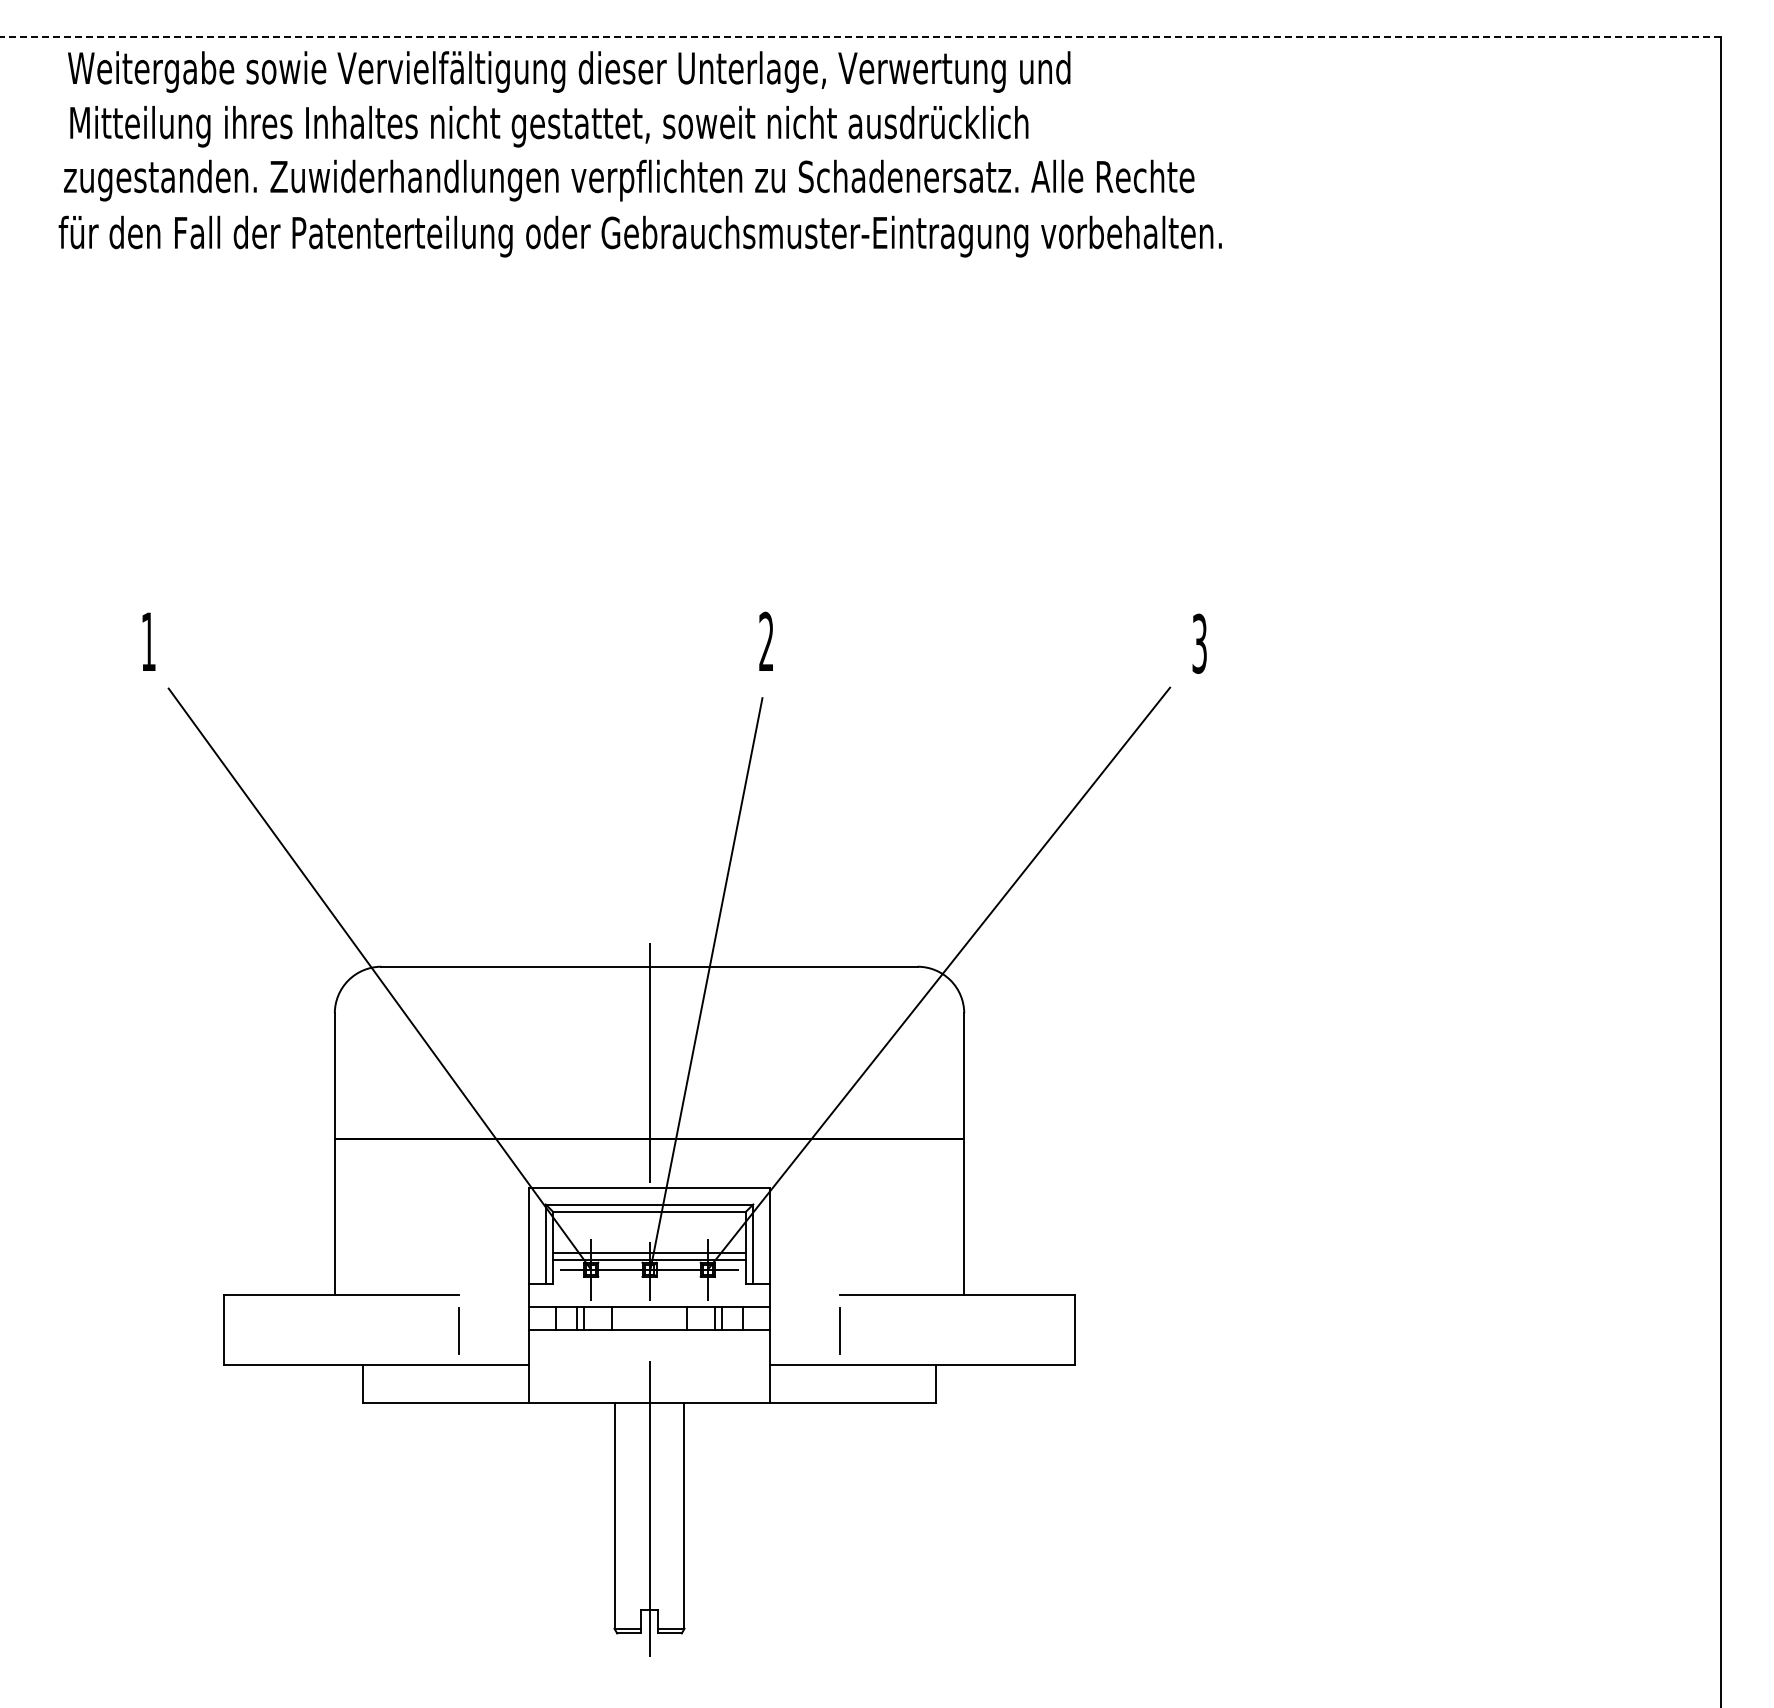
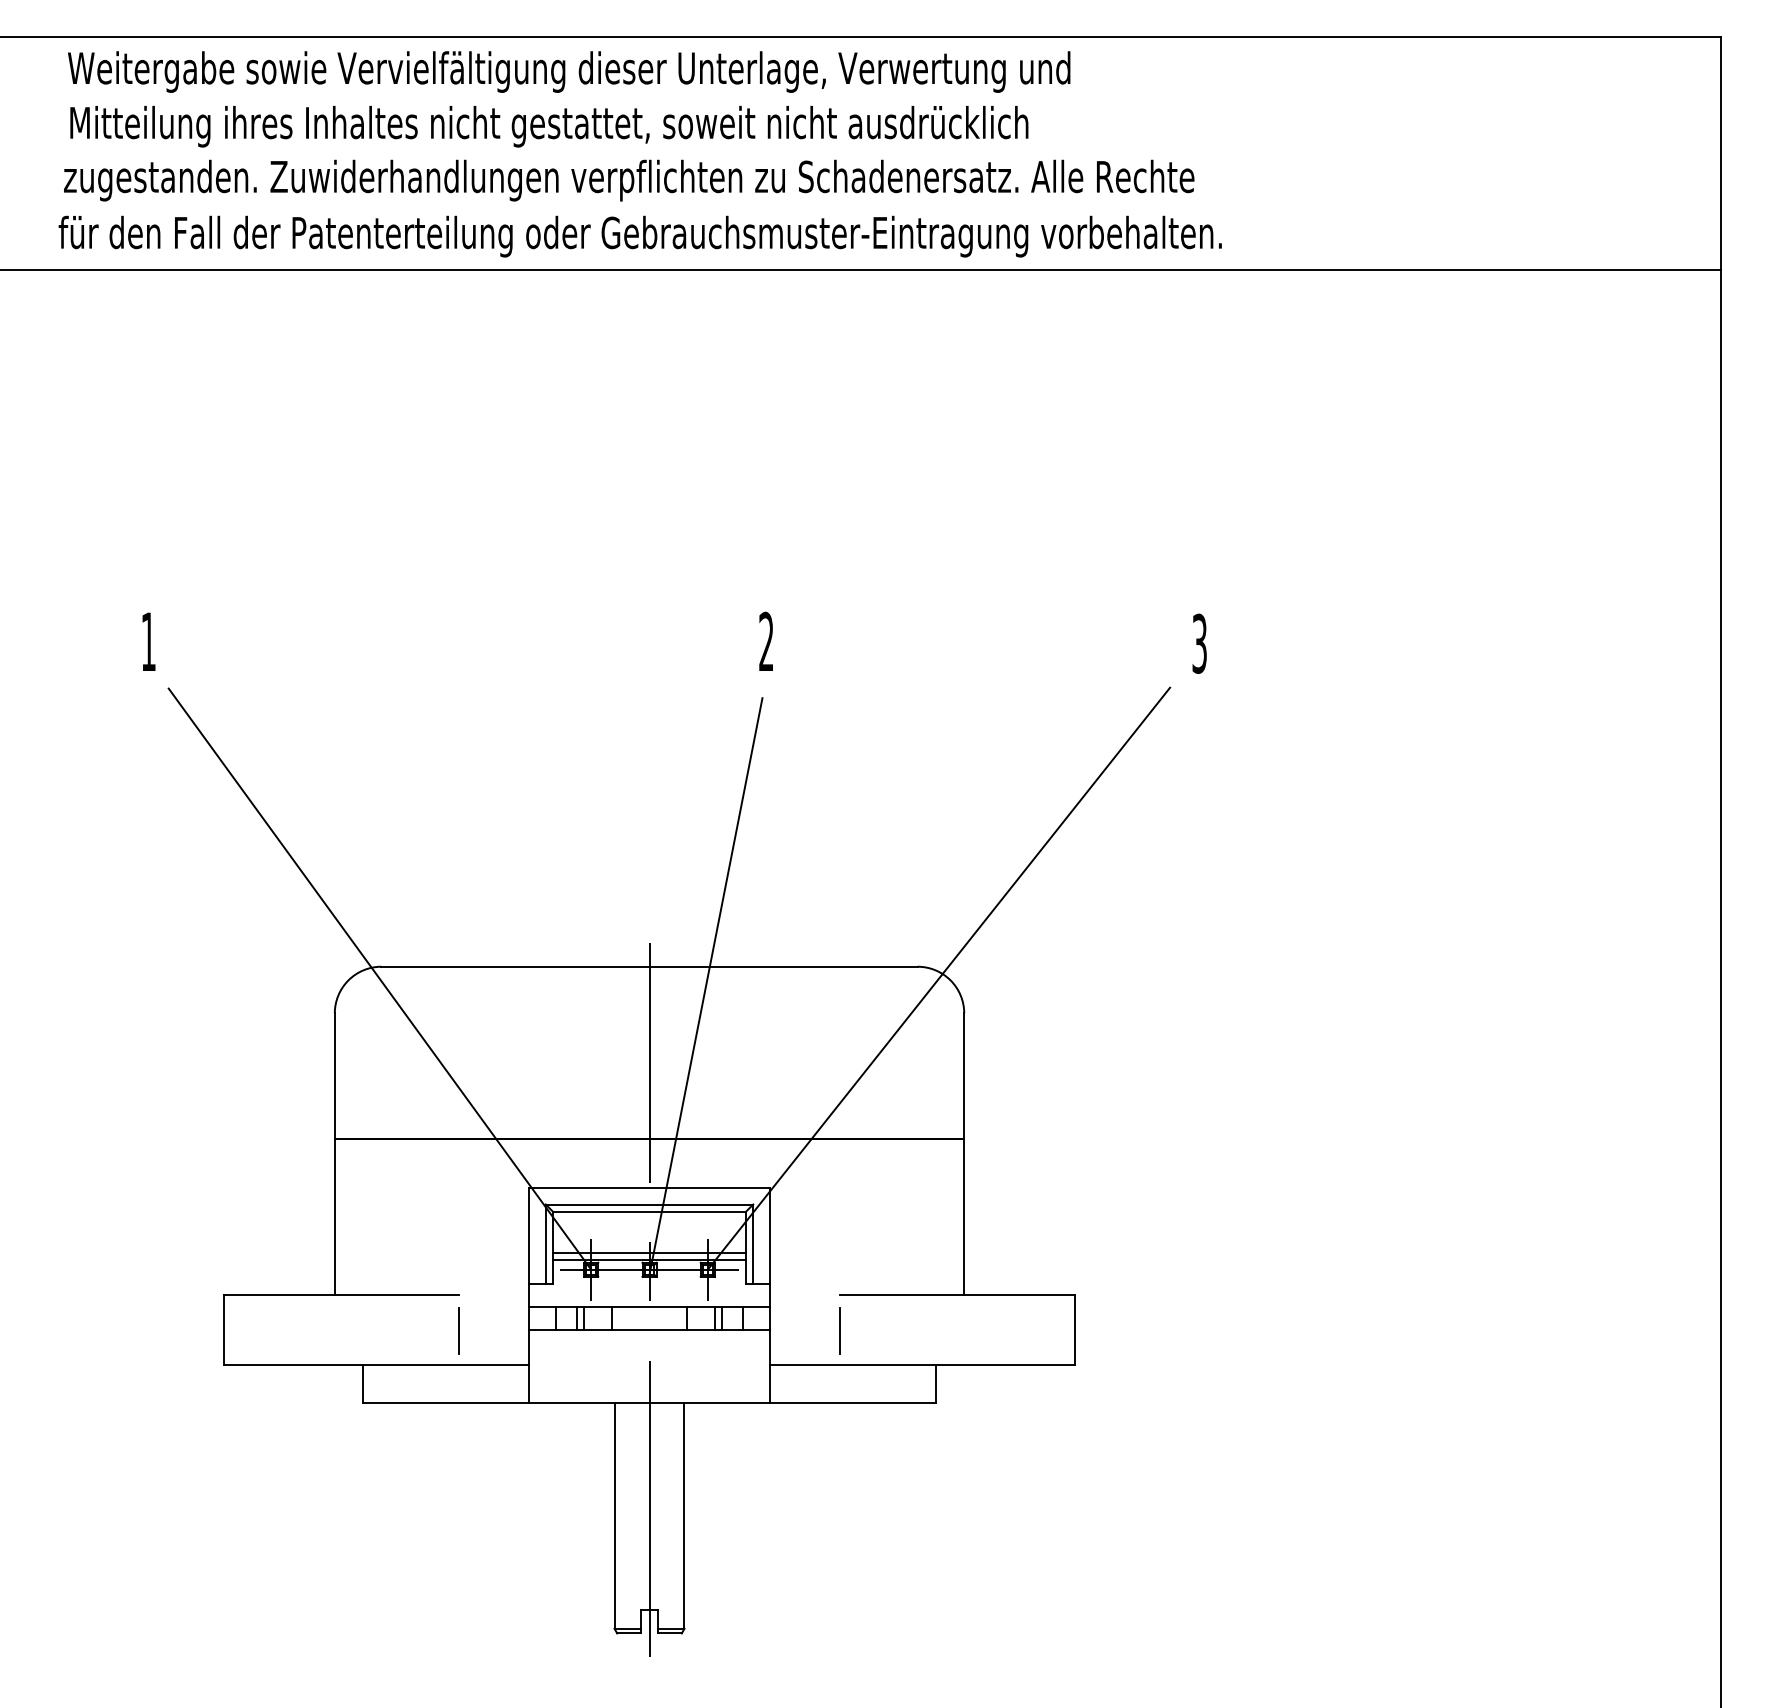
line: dashed -> solid (860, 36)
line: none -> present (861, 269)
